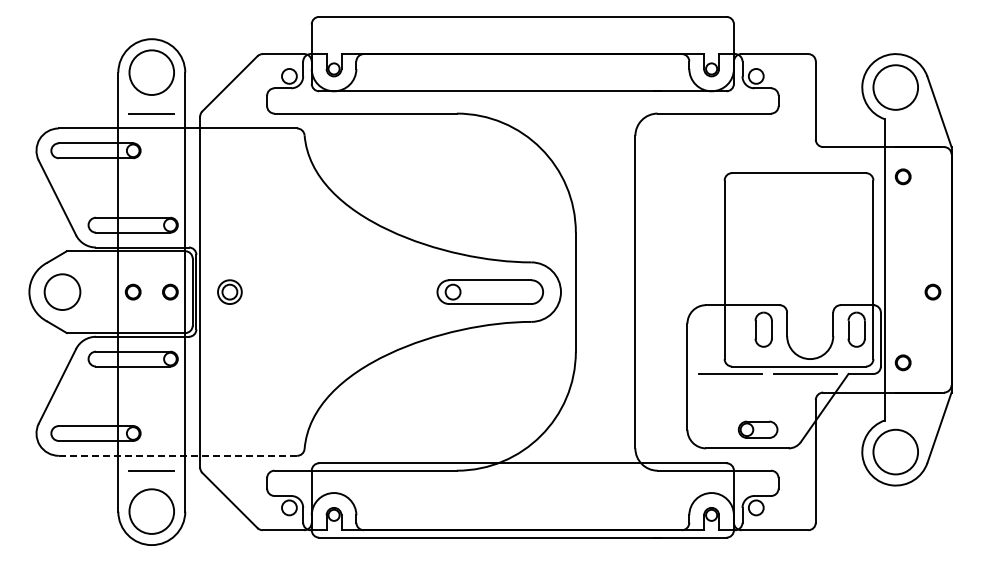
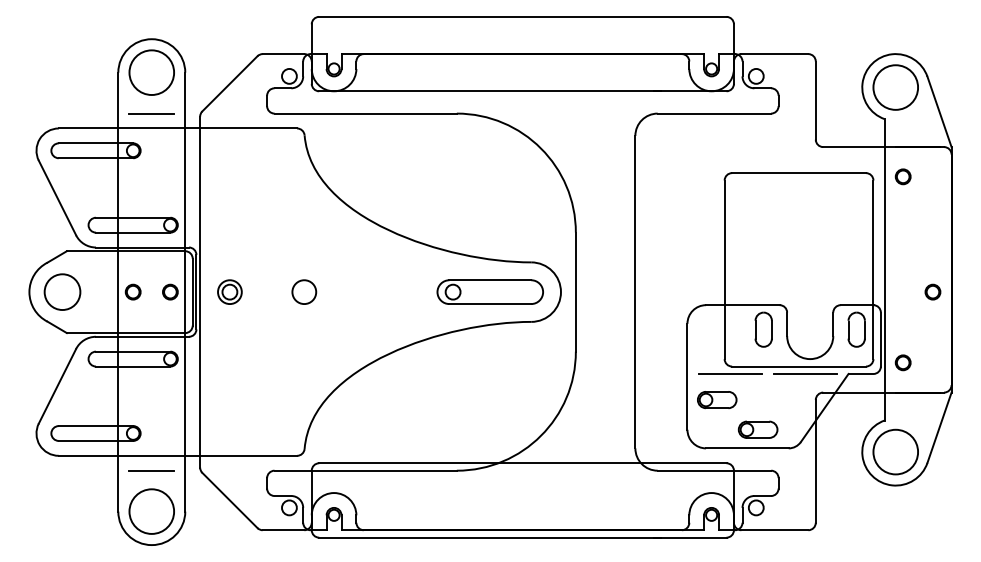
circle: none -> present (304, 291)
part: none -> present (717, 400)
line: dashed -> solid (177, 455)
